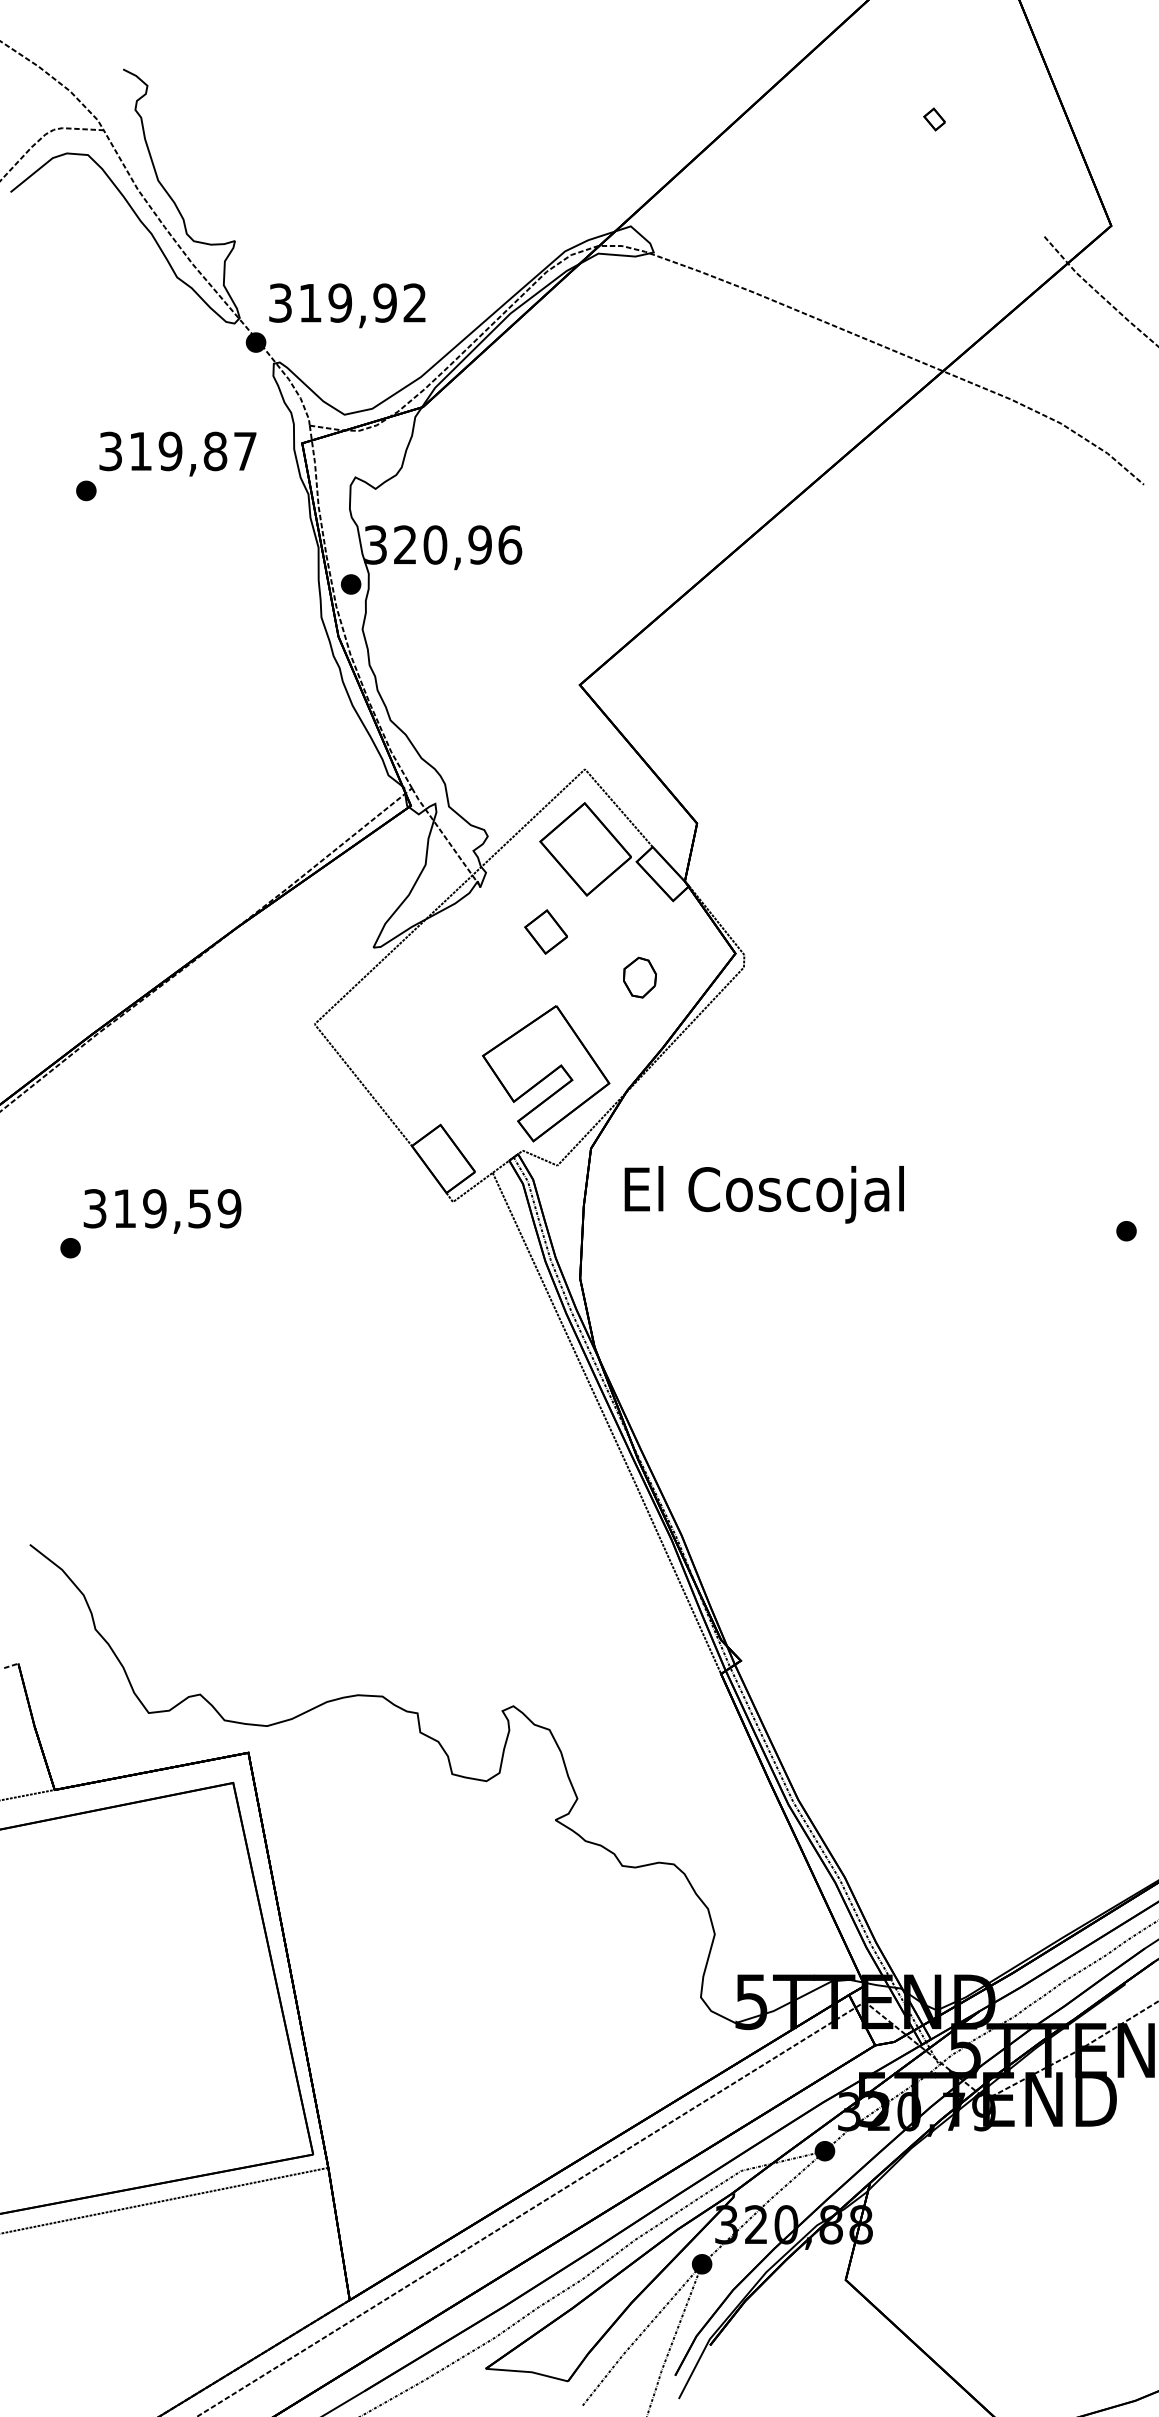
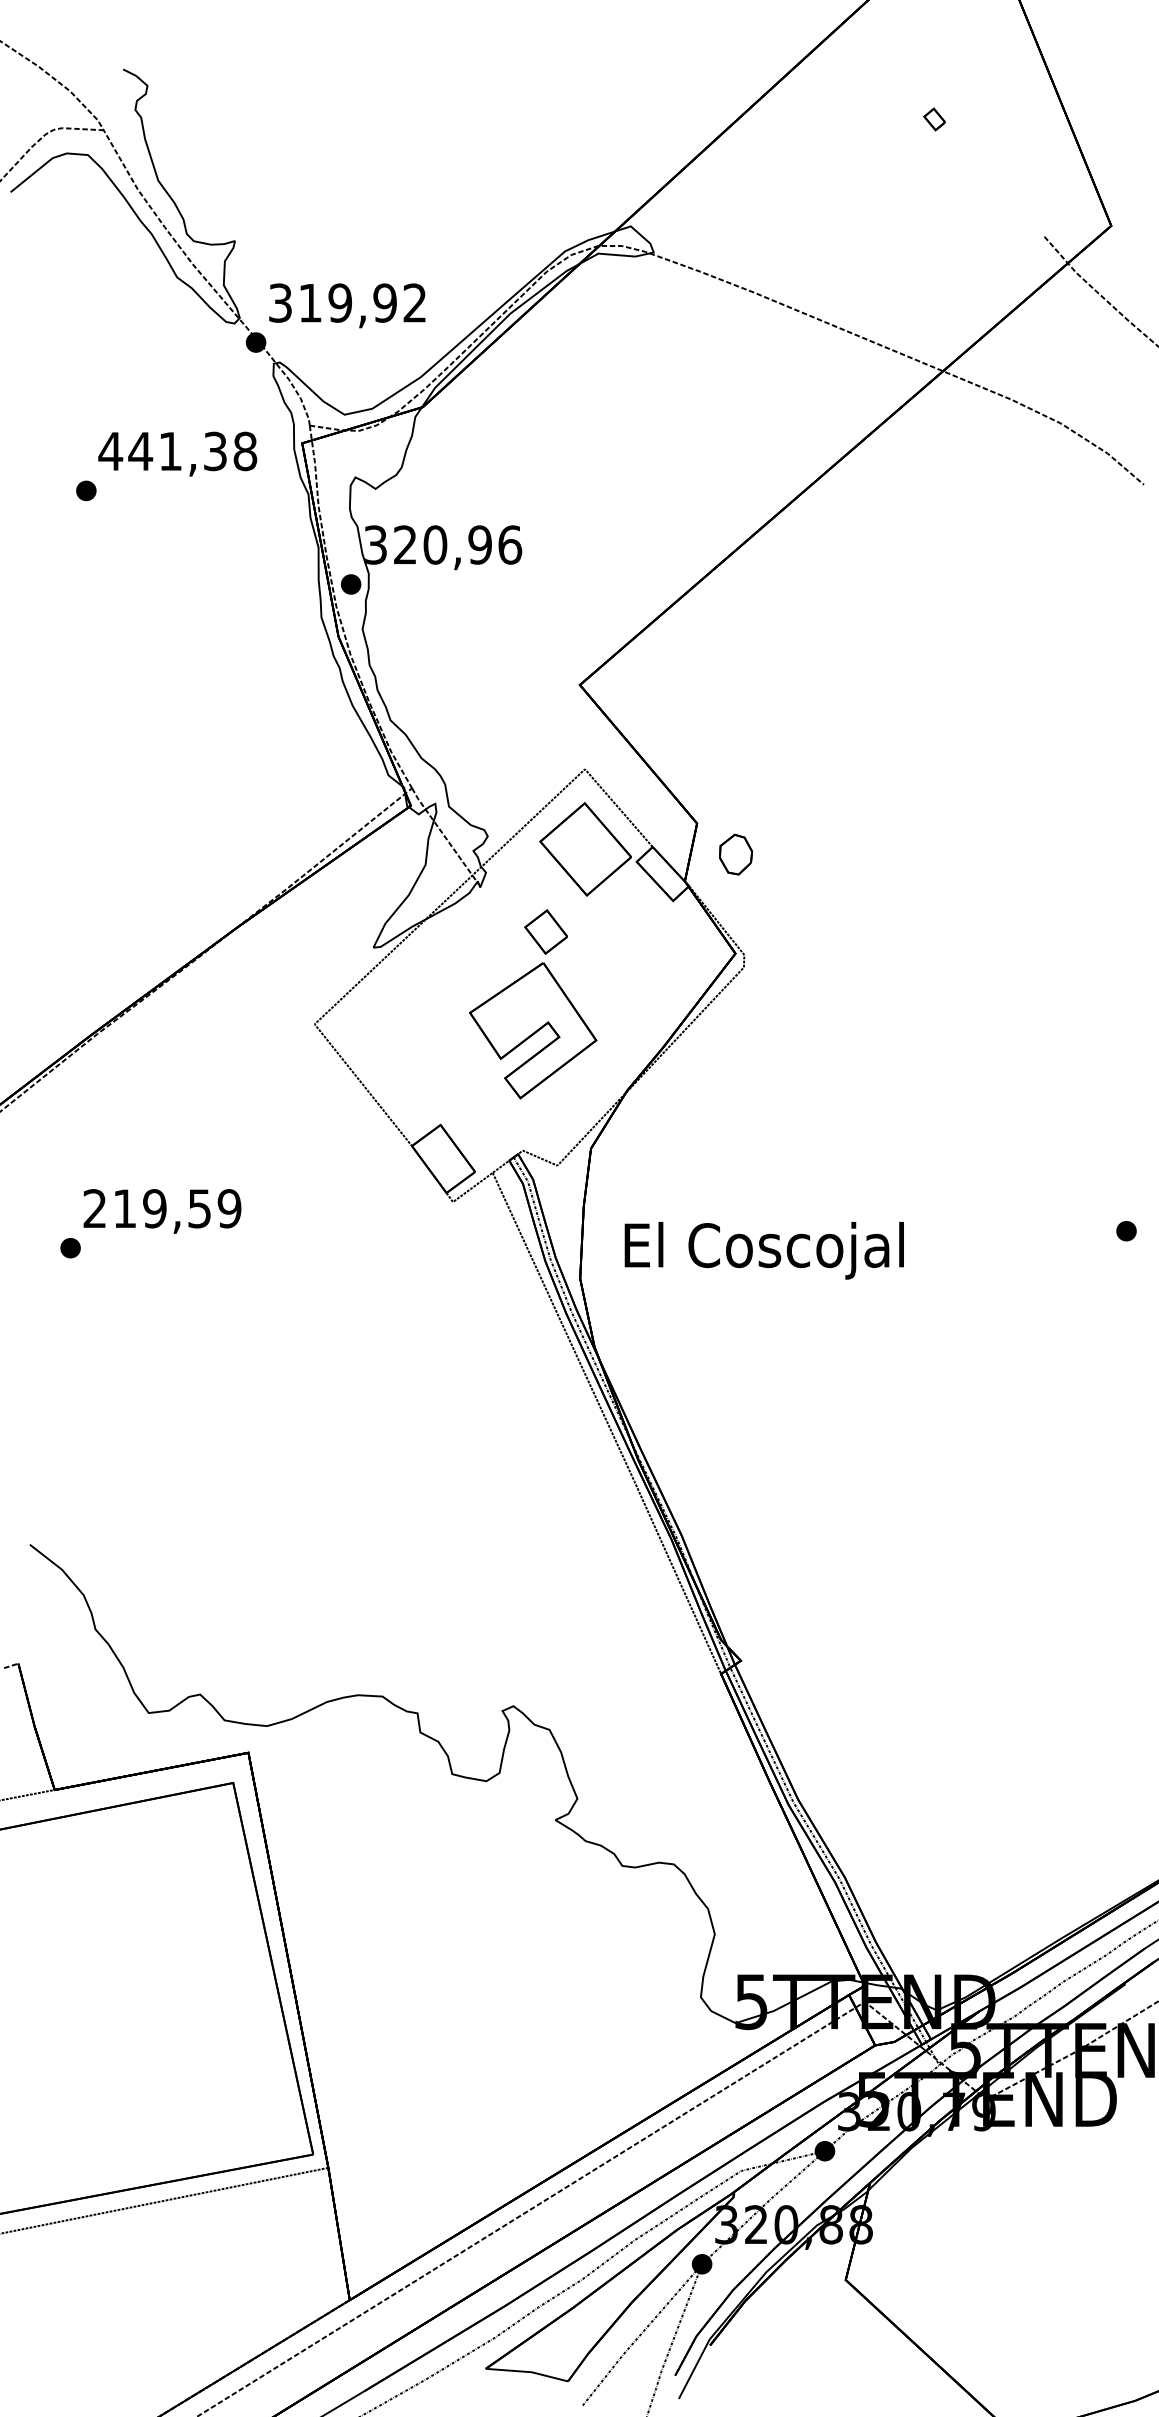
text: 319,87 -> 441,38 (177, 451)
part position: (640, 977) -> (736, 854) (736, 854)
part position: (546, 1073) -> (533, 1030) (533, 1030)
text position: (763, 1194) -> (763, 1250) (763, 1250)
text: 319,59 -> 219,59 (94, 1208)
